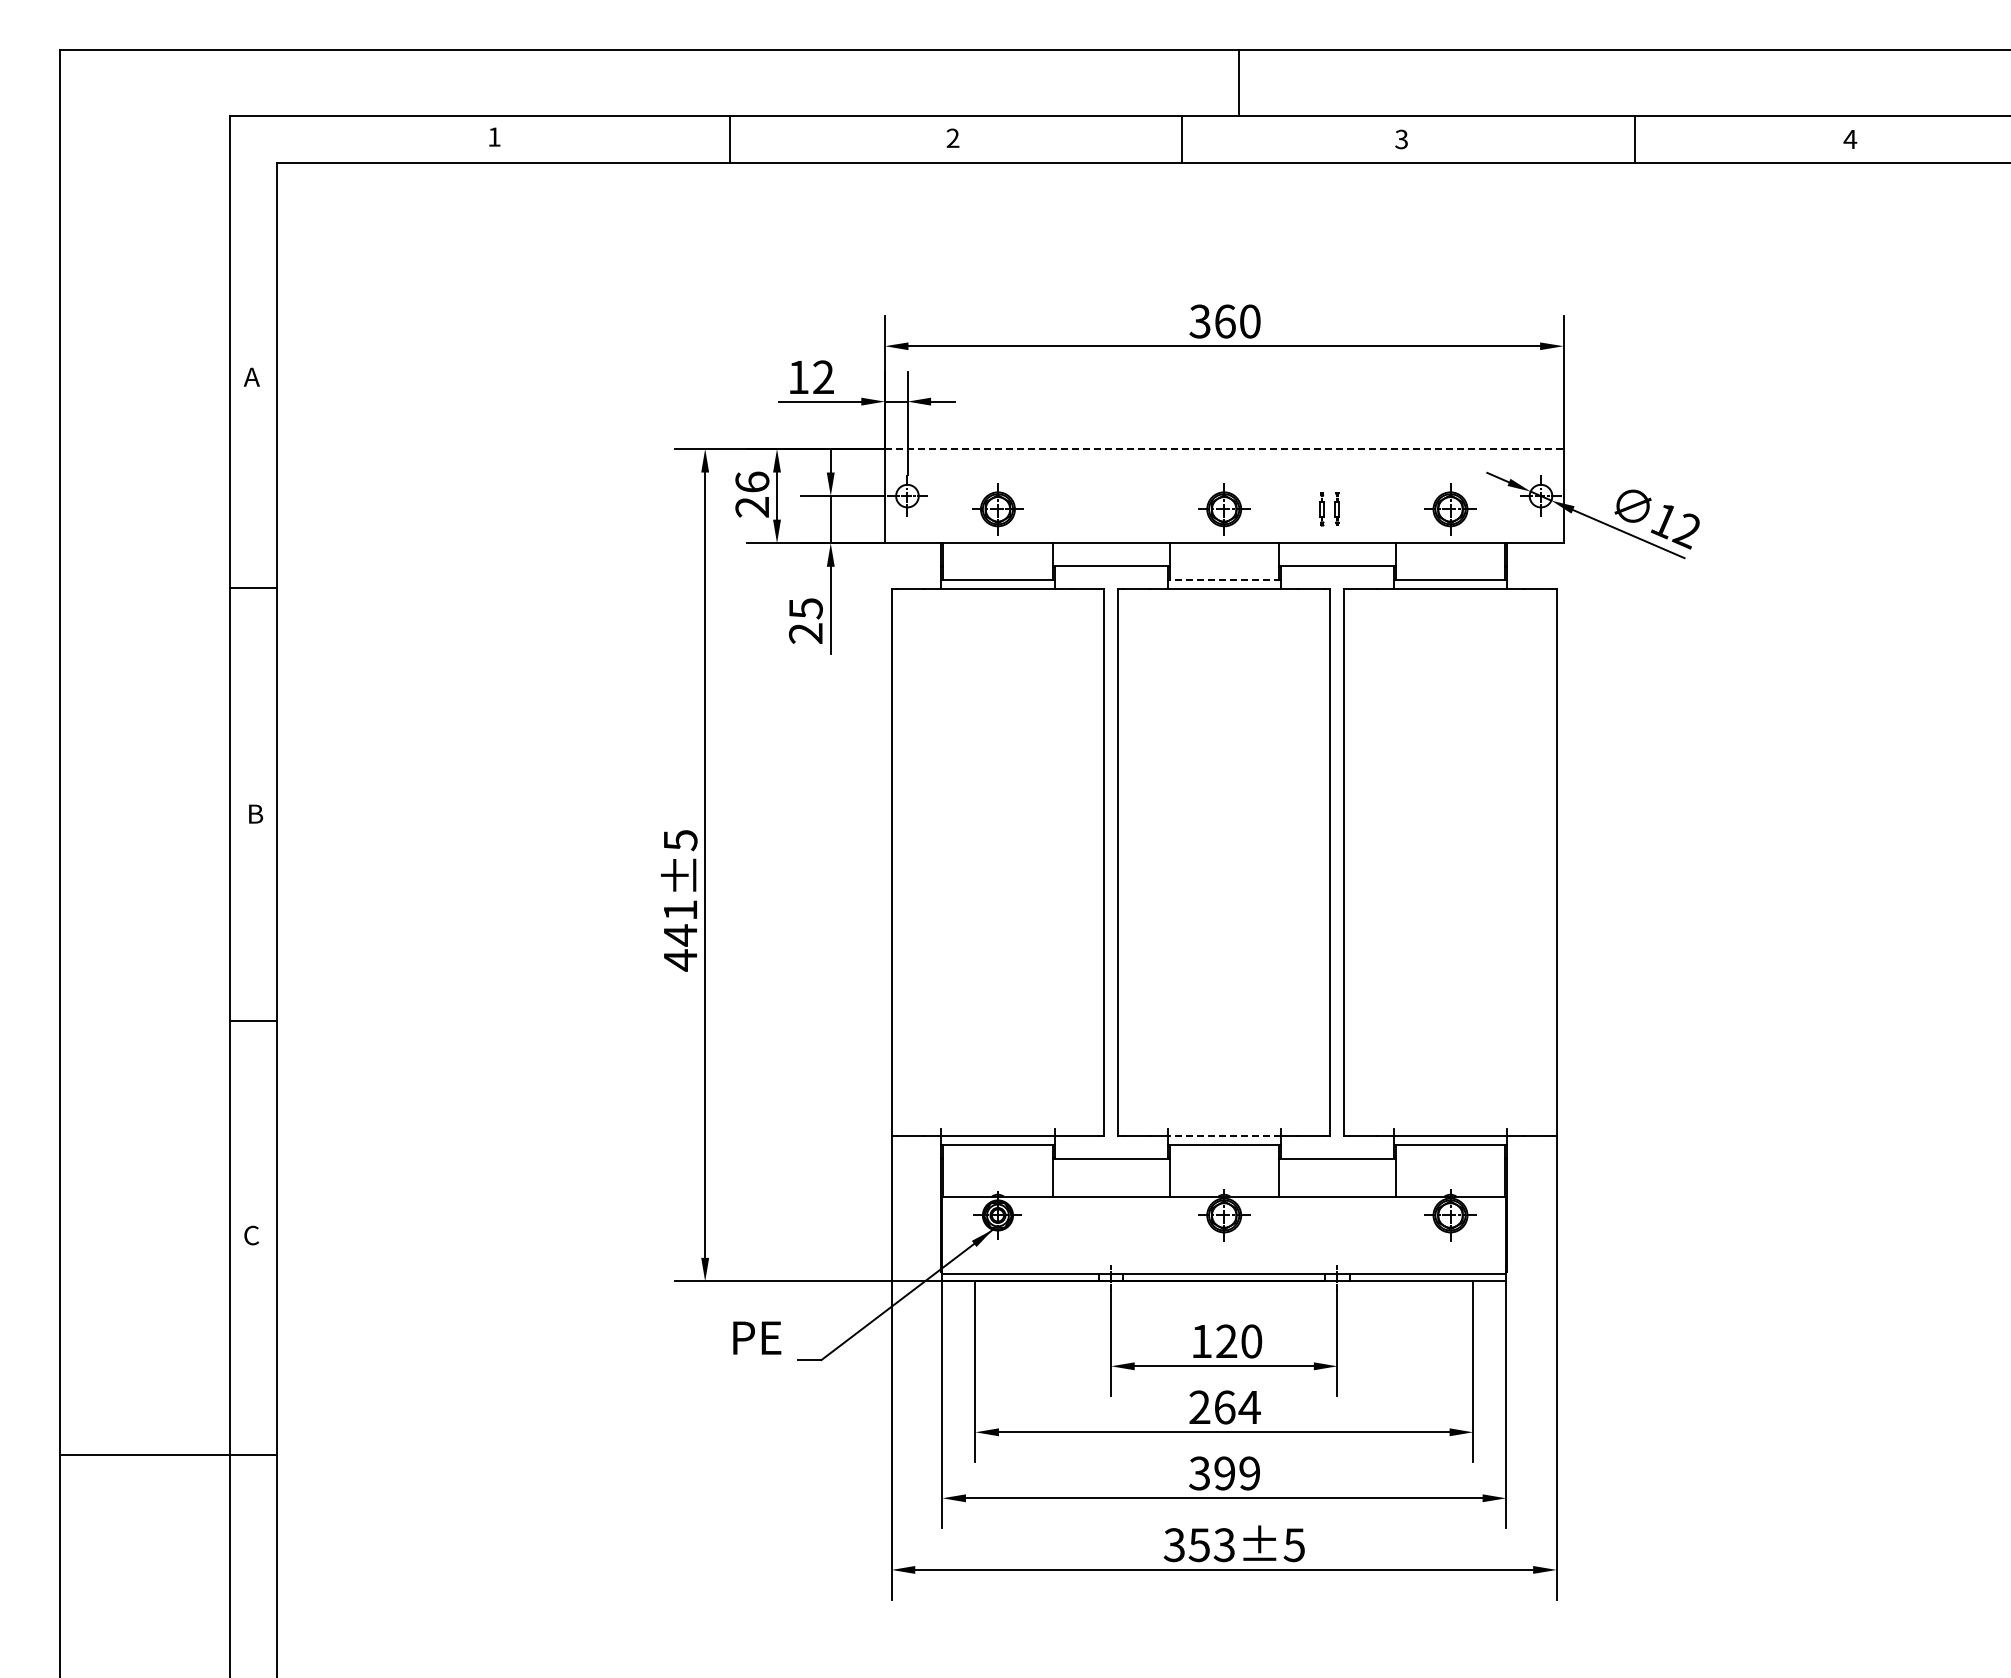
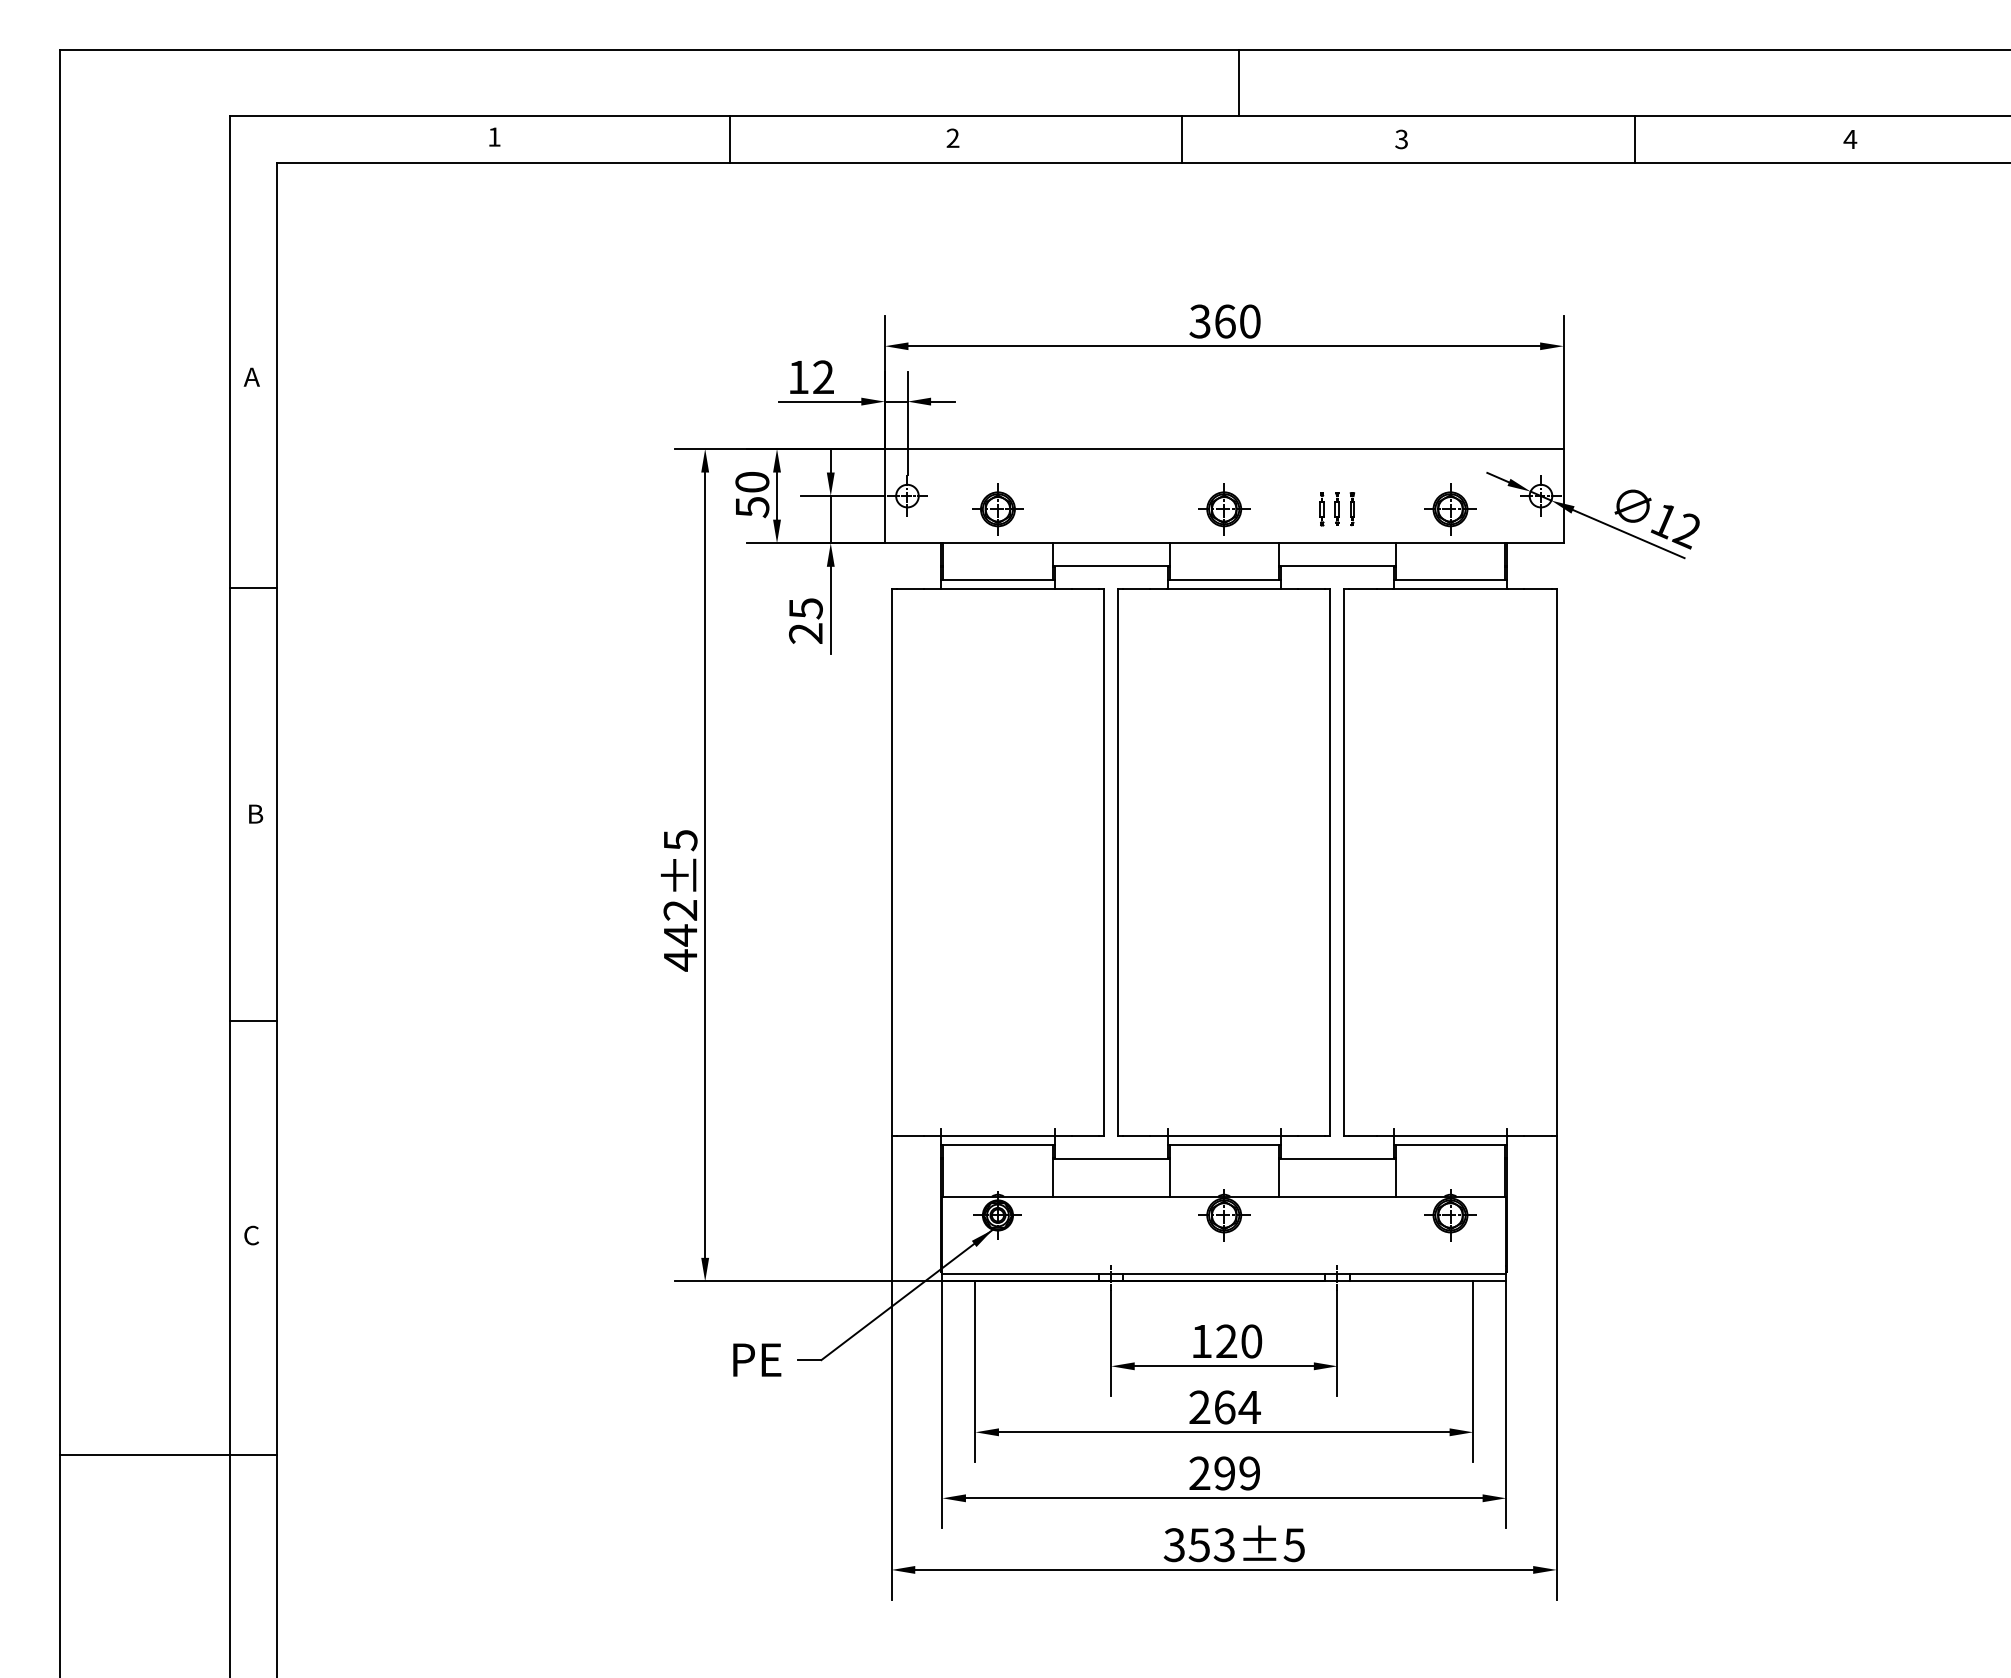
line: dashed -> solid (1224, 448)
text: 26 -> 50 (752, 494)
part: none -> present (1352, 509)
line: dashed -> solid (1224, 579)
text: 441±5 -> 442±5 (679, 910)
line: dashed -> solid (1224, 1135)
text position: (757, 1337) -> (757, 1359) (757, 1359)
text: 399 -> 299 (1199, 1473)
